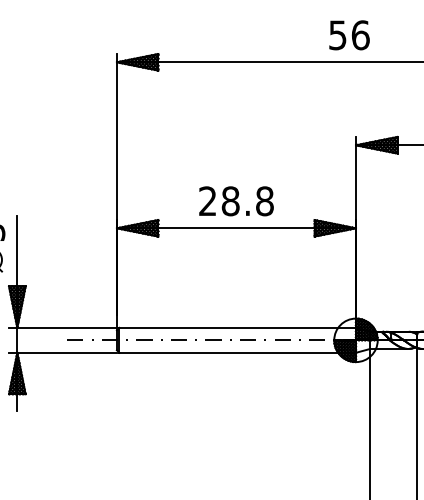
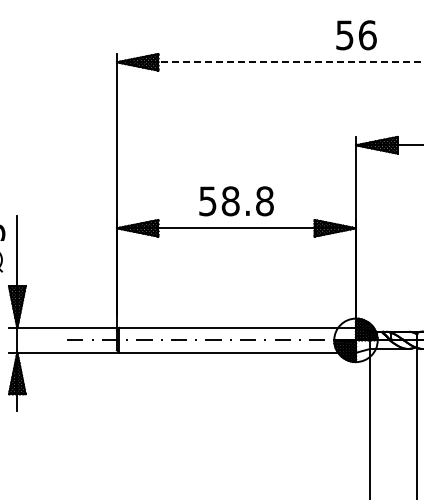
text position: (349, 35) -> (356, 35) (356, 35)
line: solid -> dashed (270, 62)
text: 28.8 -> 58.8 (207, 201)
